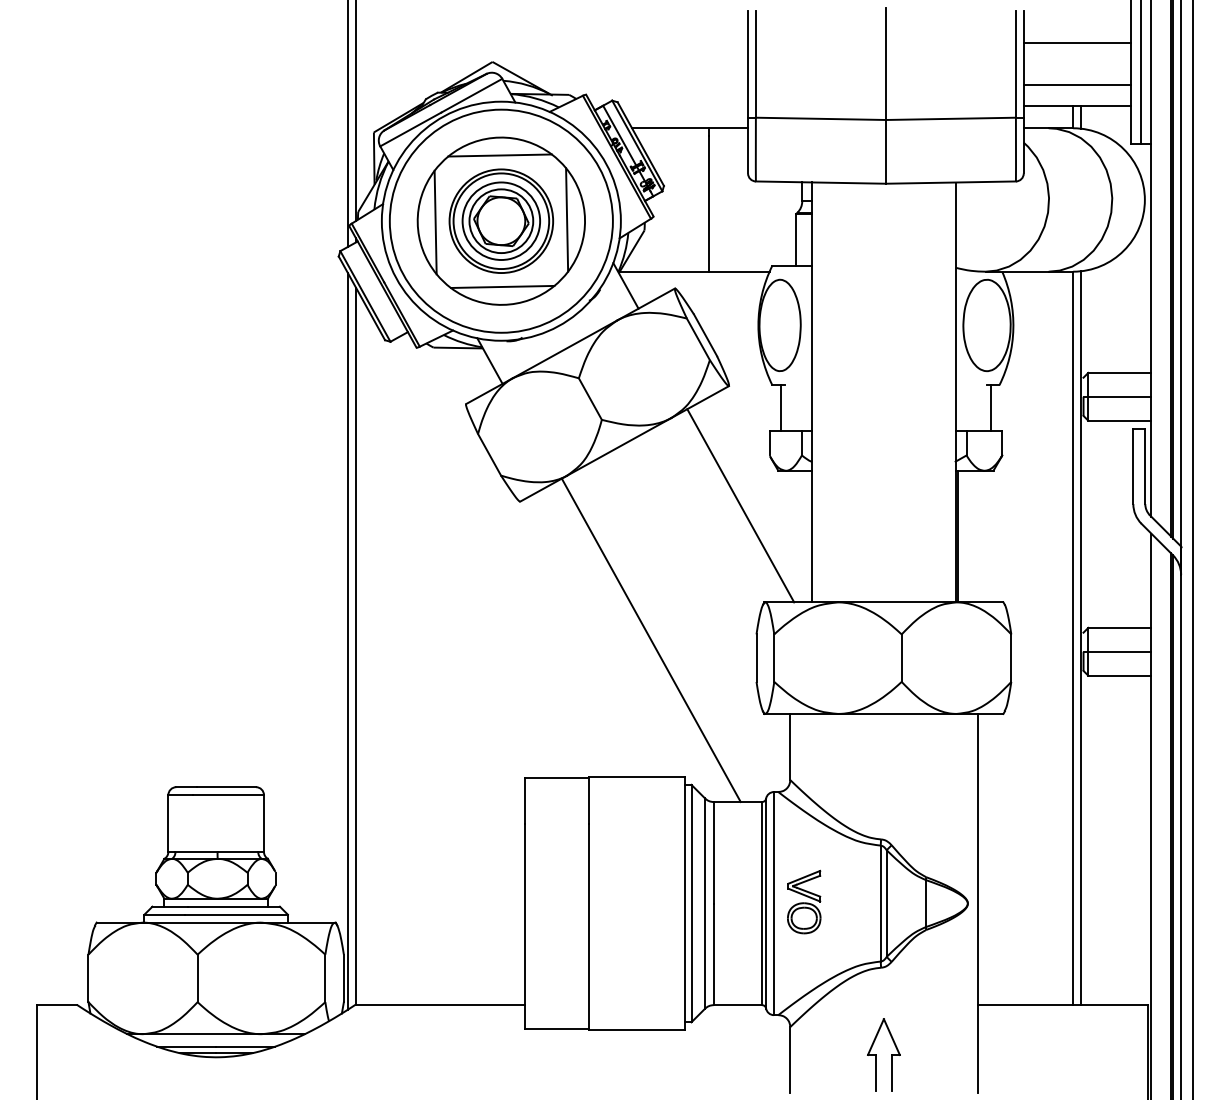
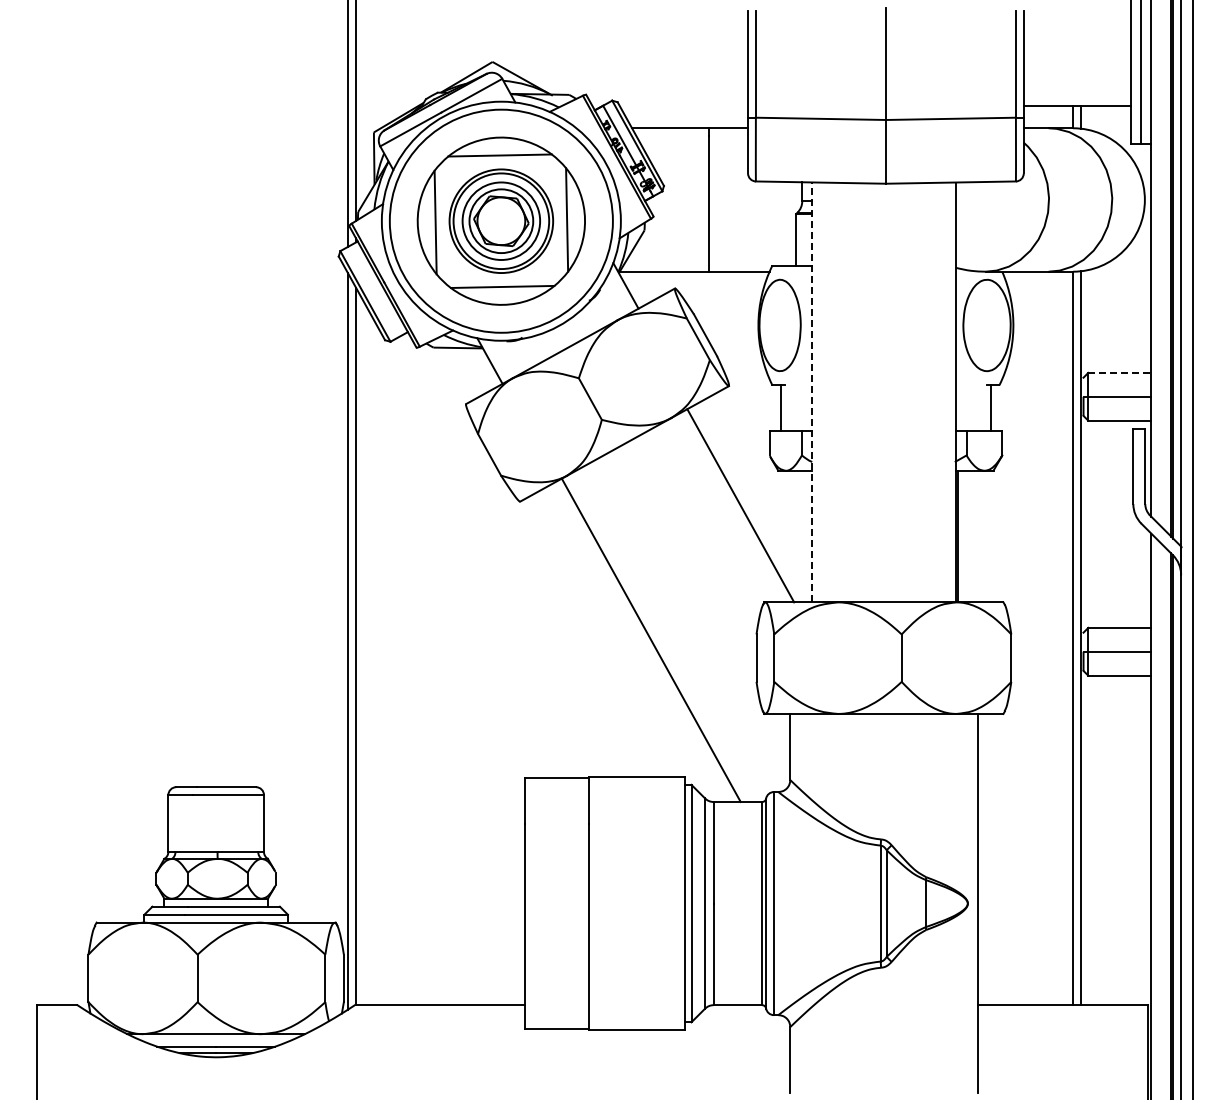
line: present -> none (1077, 43)
line: present -> none (1077, 84)
line: solid -> dashed (1120, 372)
line: solid -> dashed (812, 392)
part: present -> none (804, 901)
part: present -> none (876, 1054)
